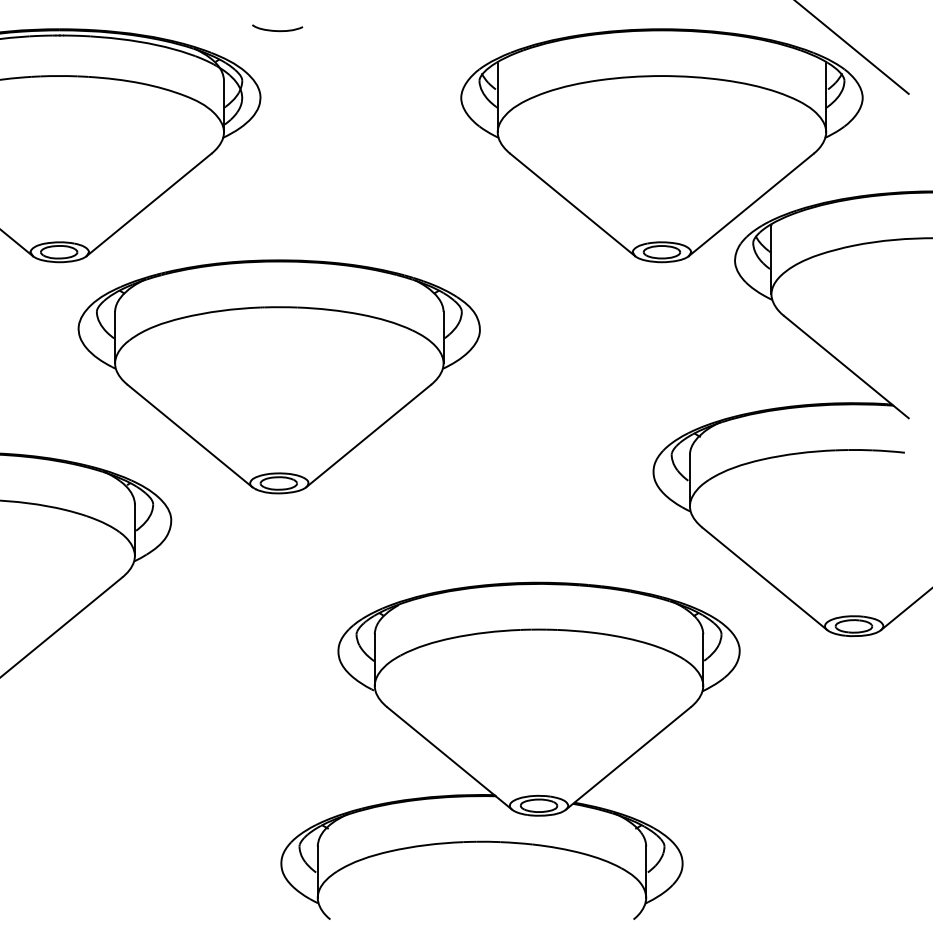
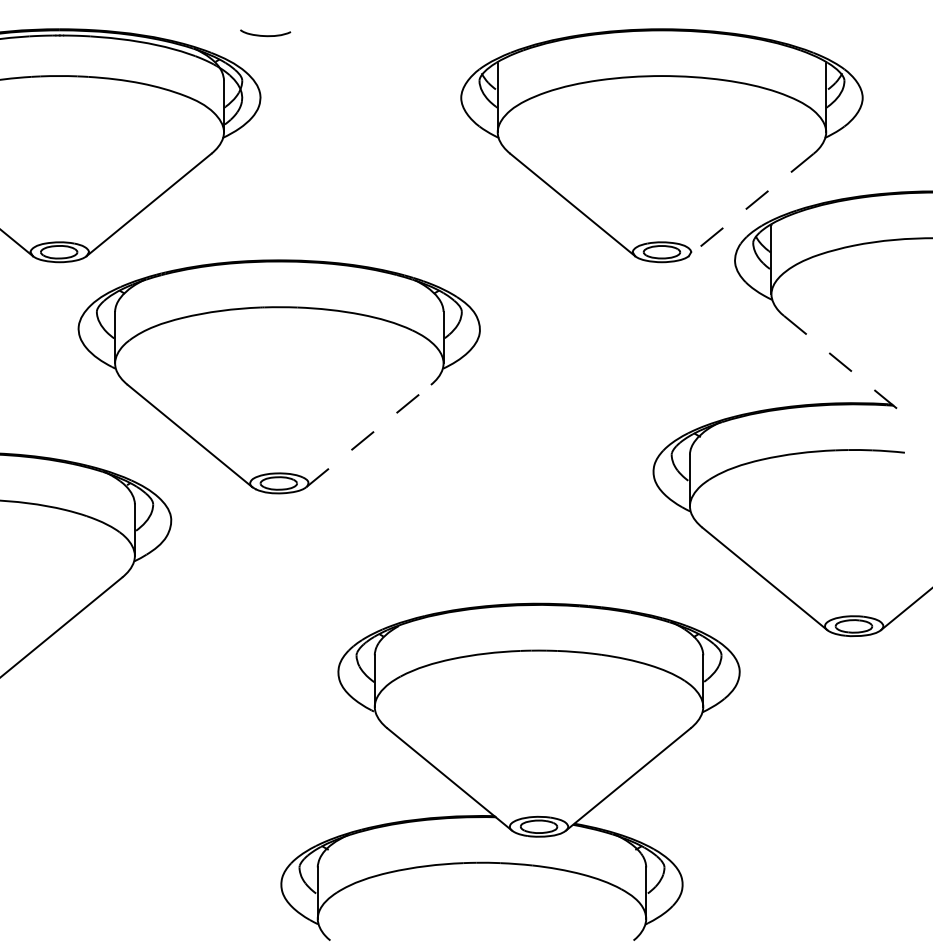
curve position: (277, 30) -> (265, 35) (265, 35)
line: present -> none (852, 47)
line: solid -> dashed (751, 204)
line: solid -> dashed (846, 367)
line: solid -> dashed (368, 436)
part position: (510, 750) -> (510, 771) (510, 771)
